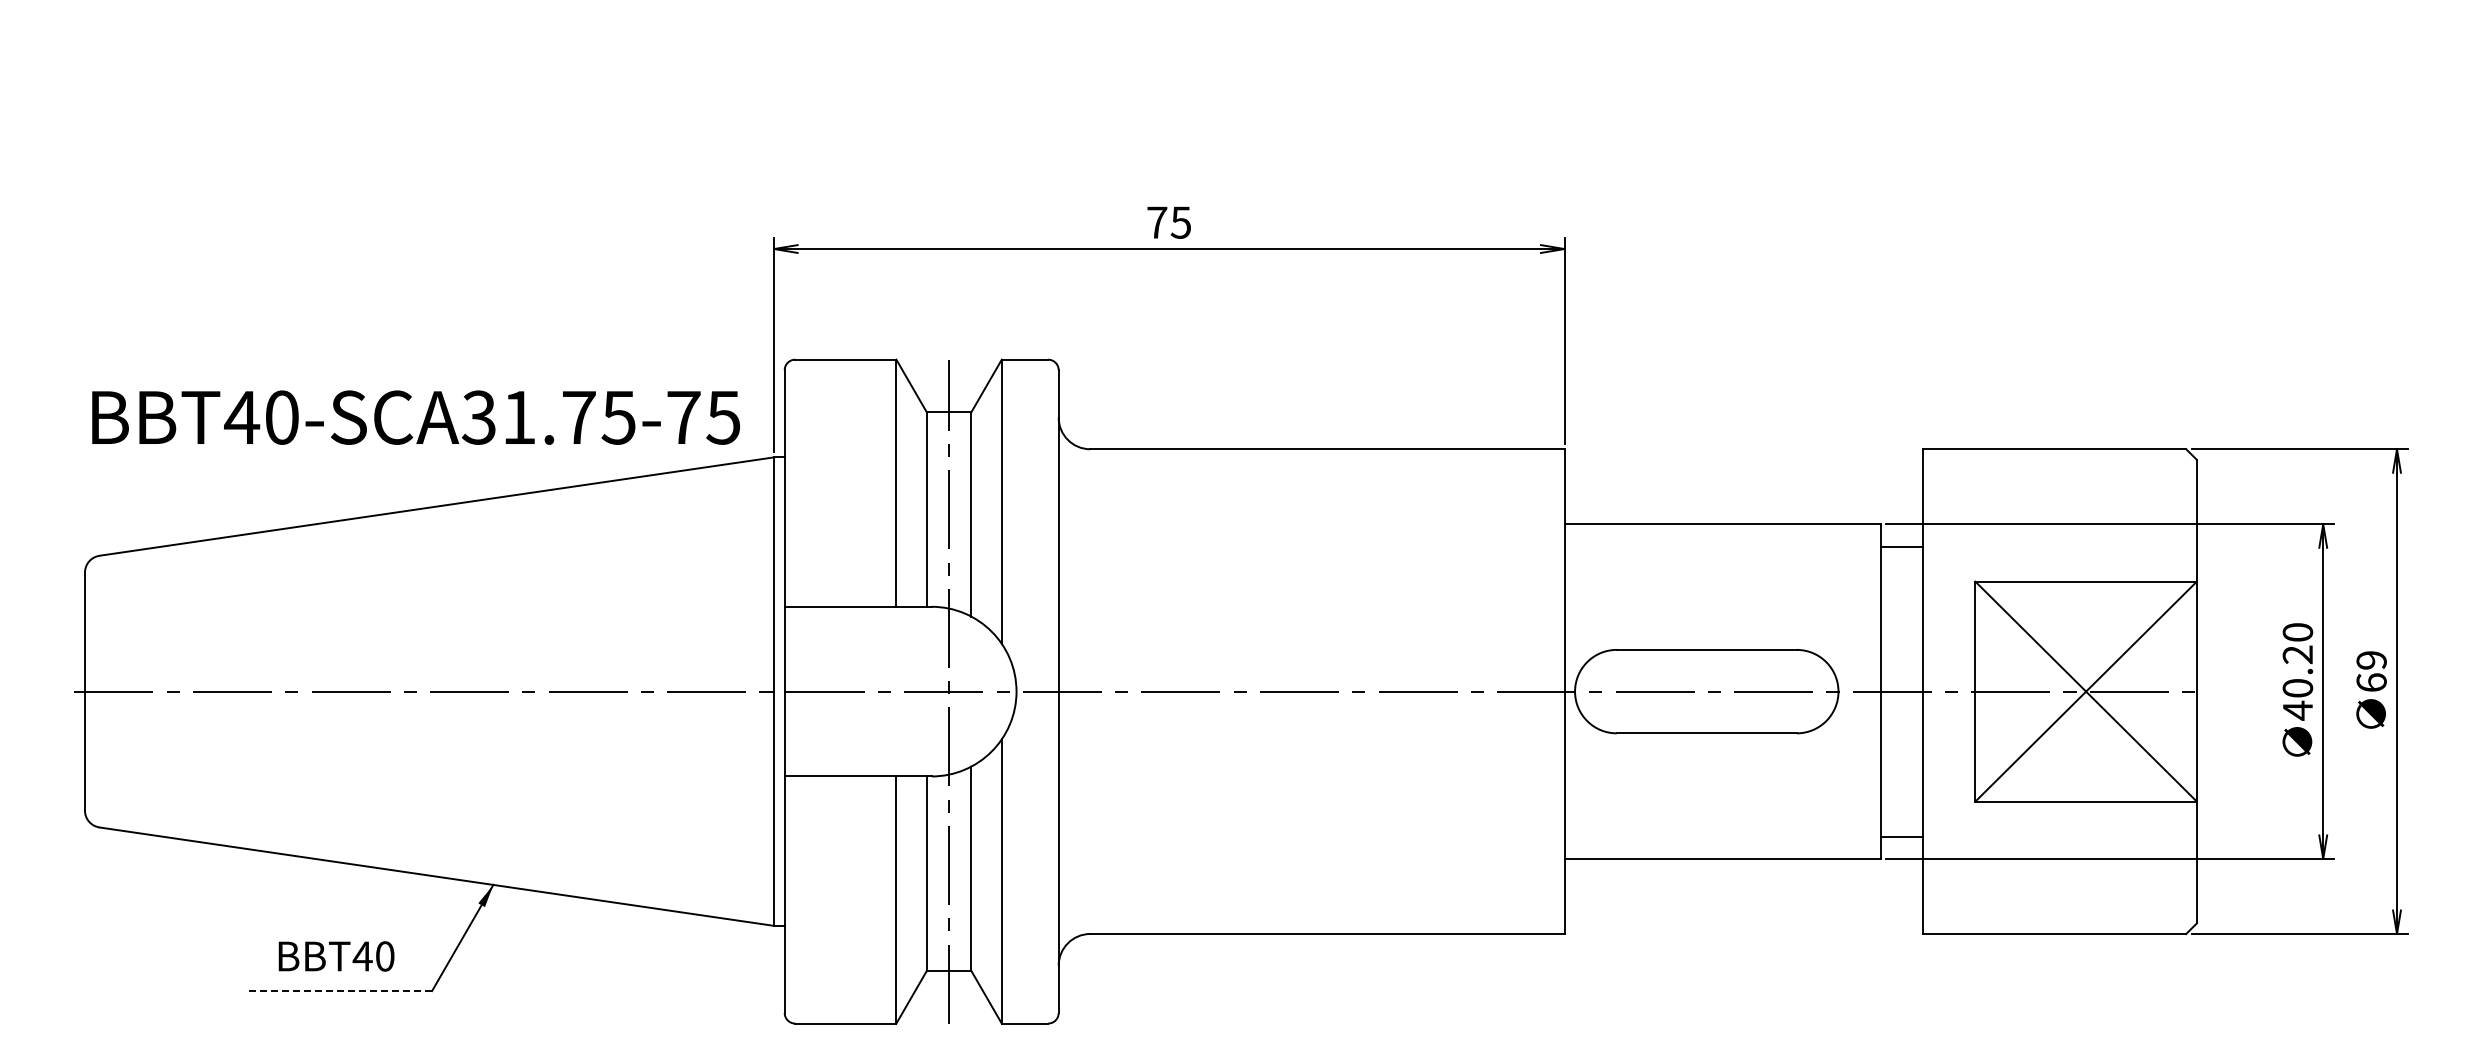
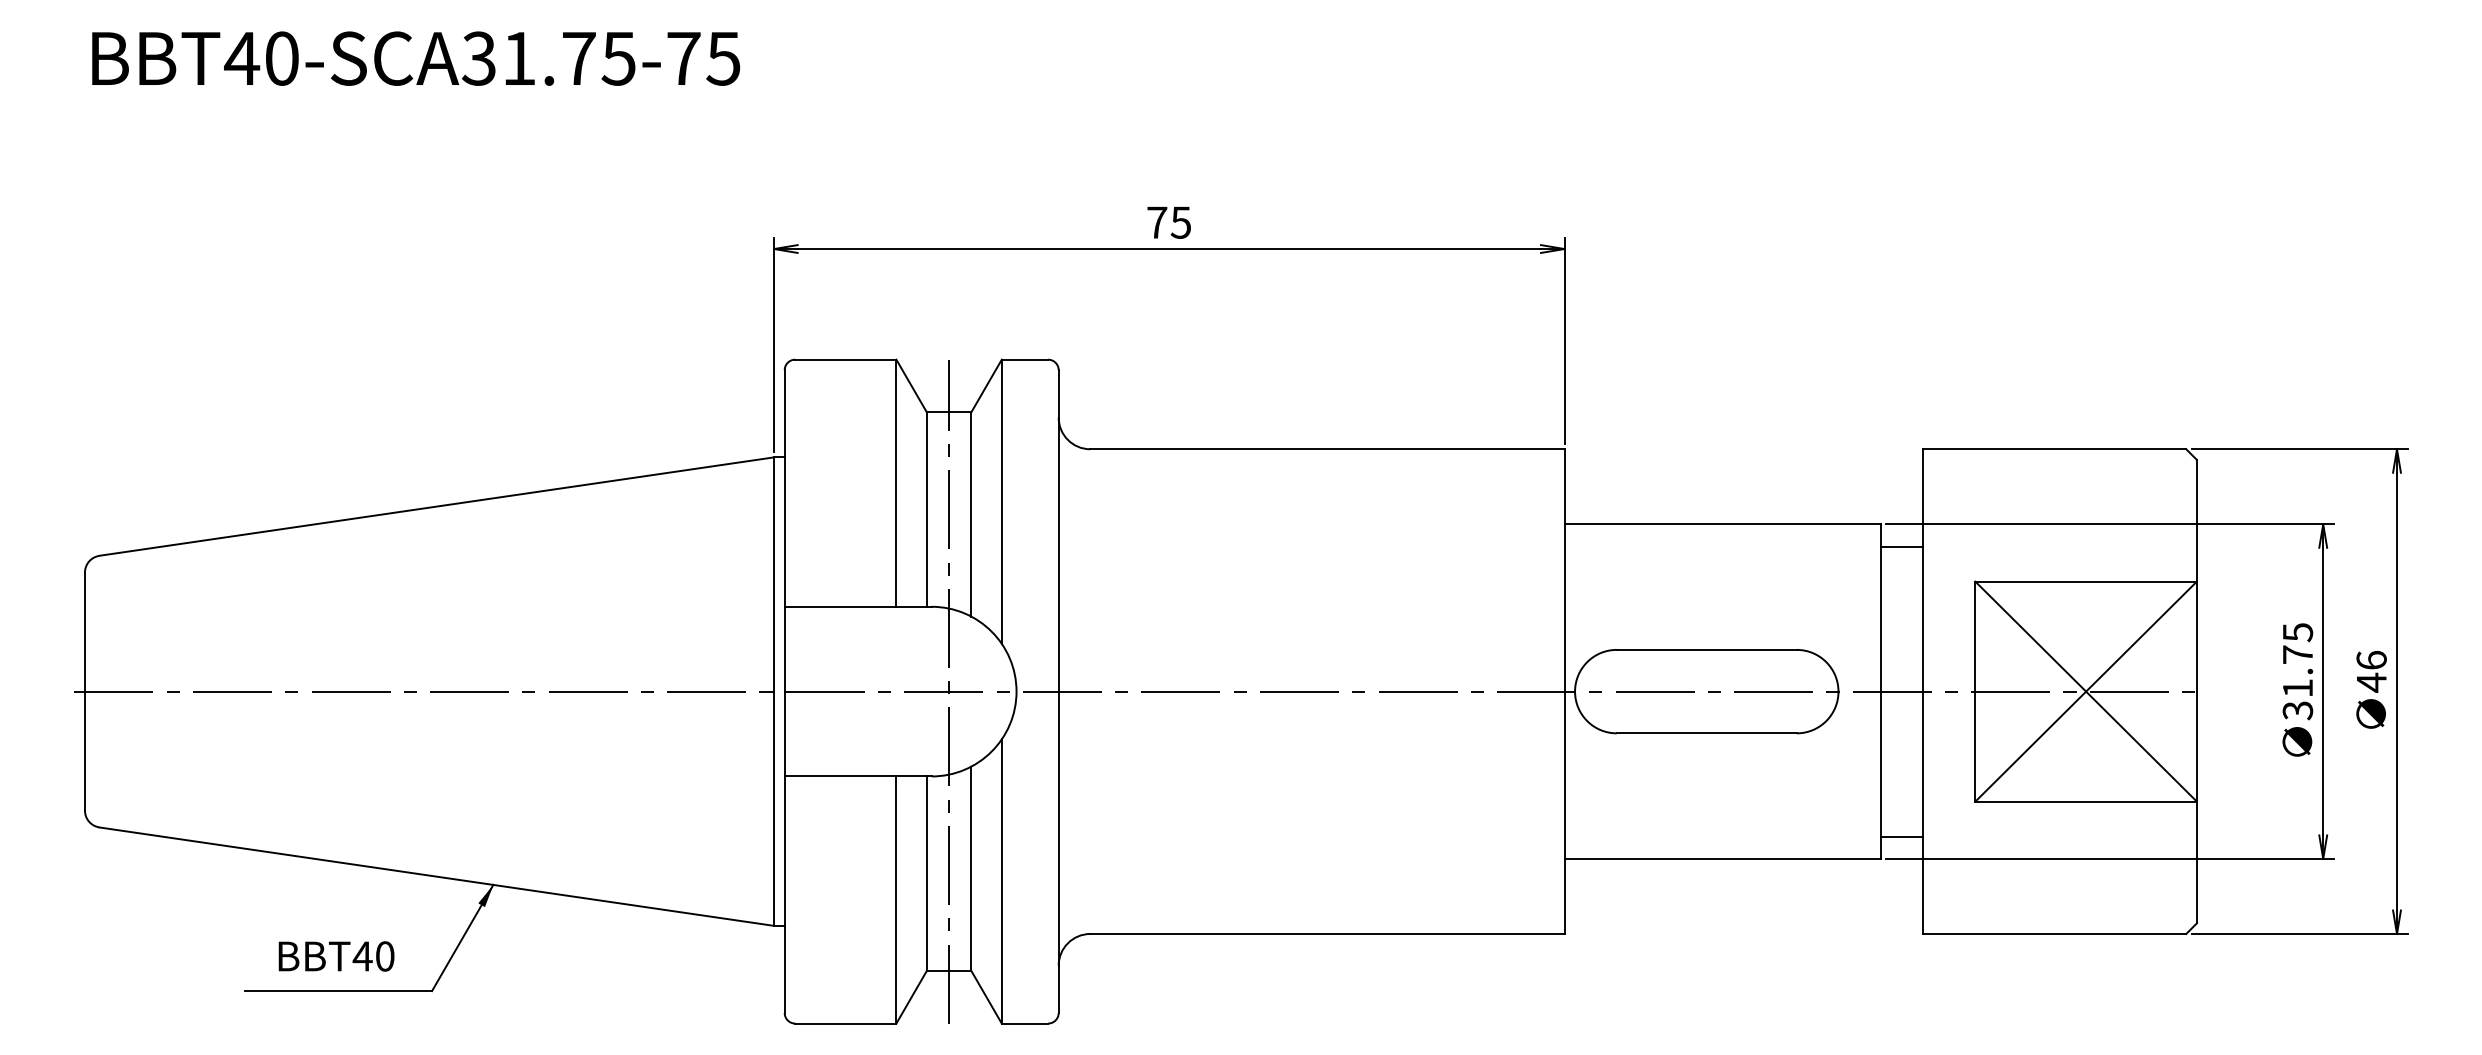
text position: (415, 417) -> (415, 58) (415, 58)
text: 40.20 -> 31.75 (2297, 671)
text: 69 -> 46 (2371, 671)
line: dashed -> solid (338, 991)
